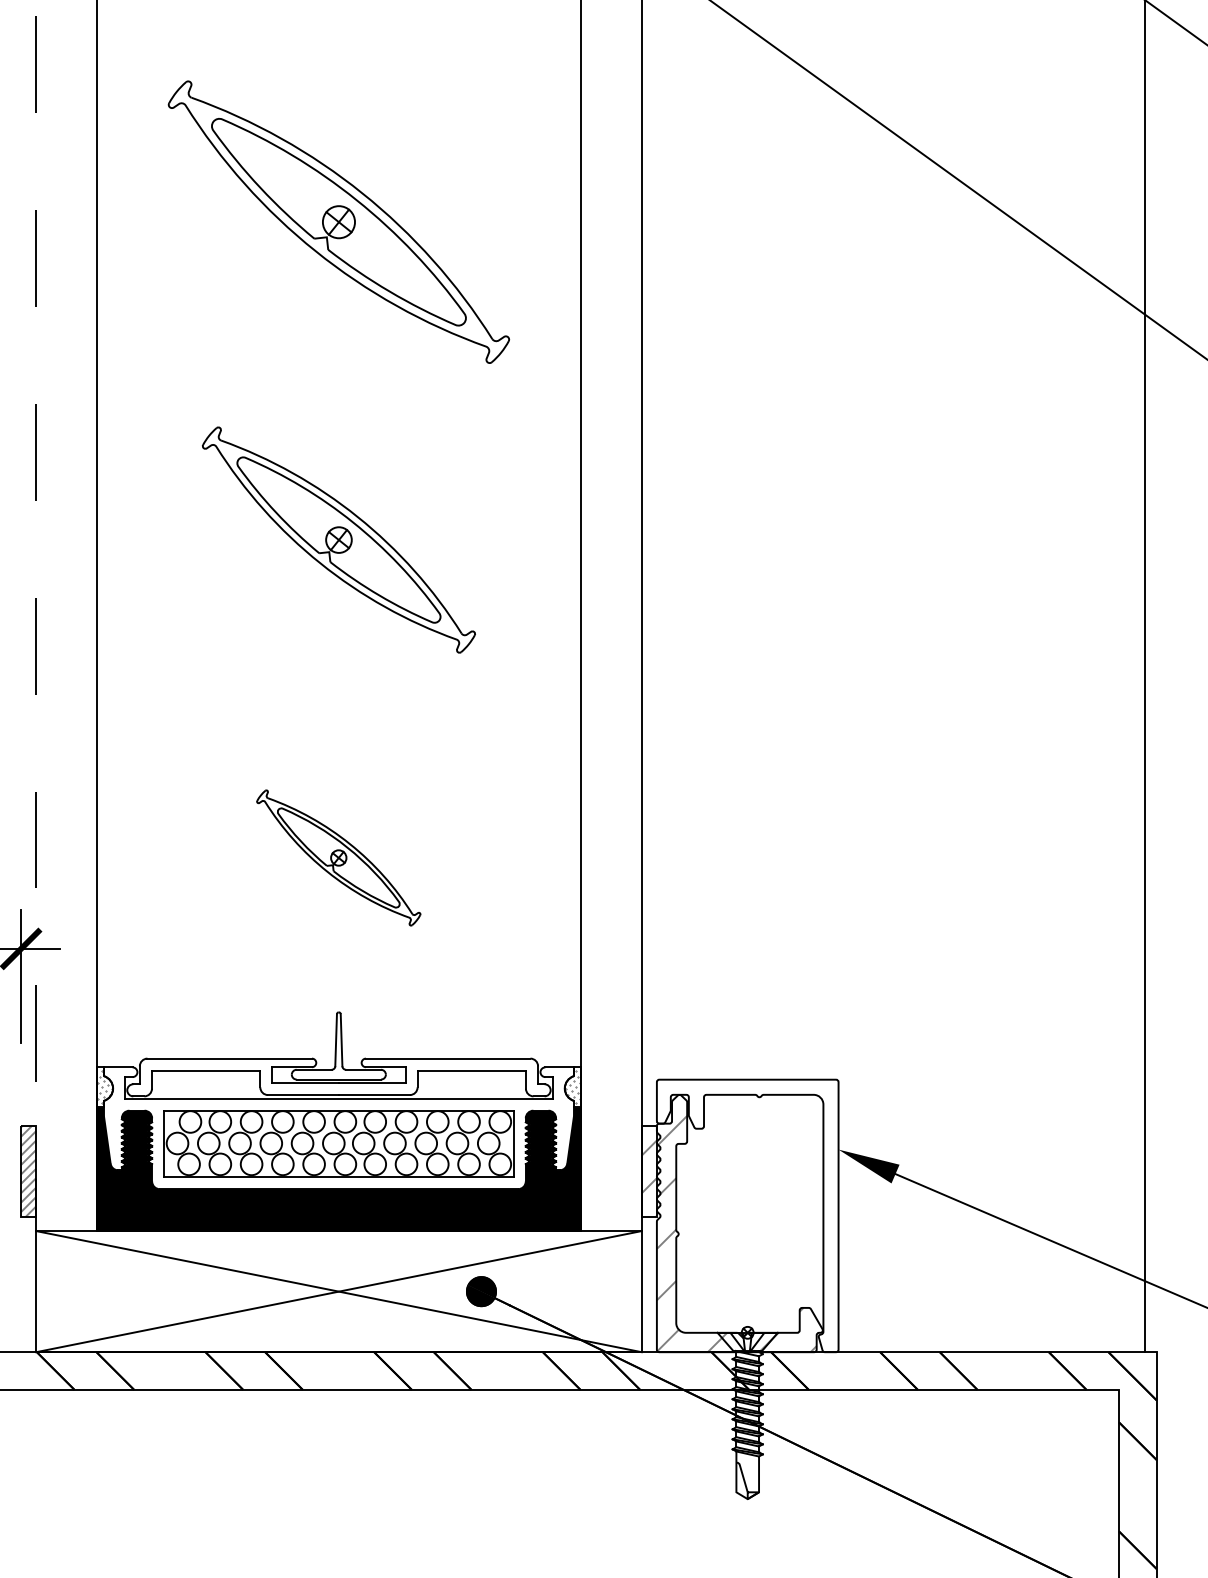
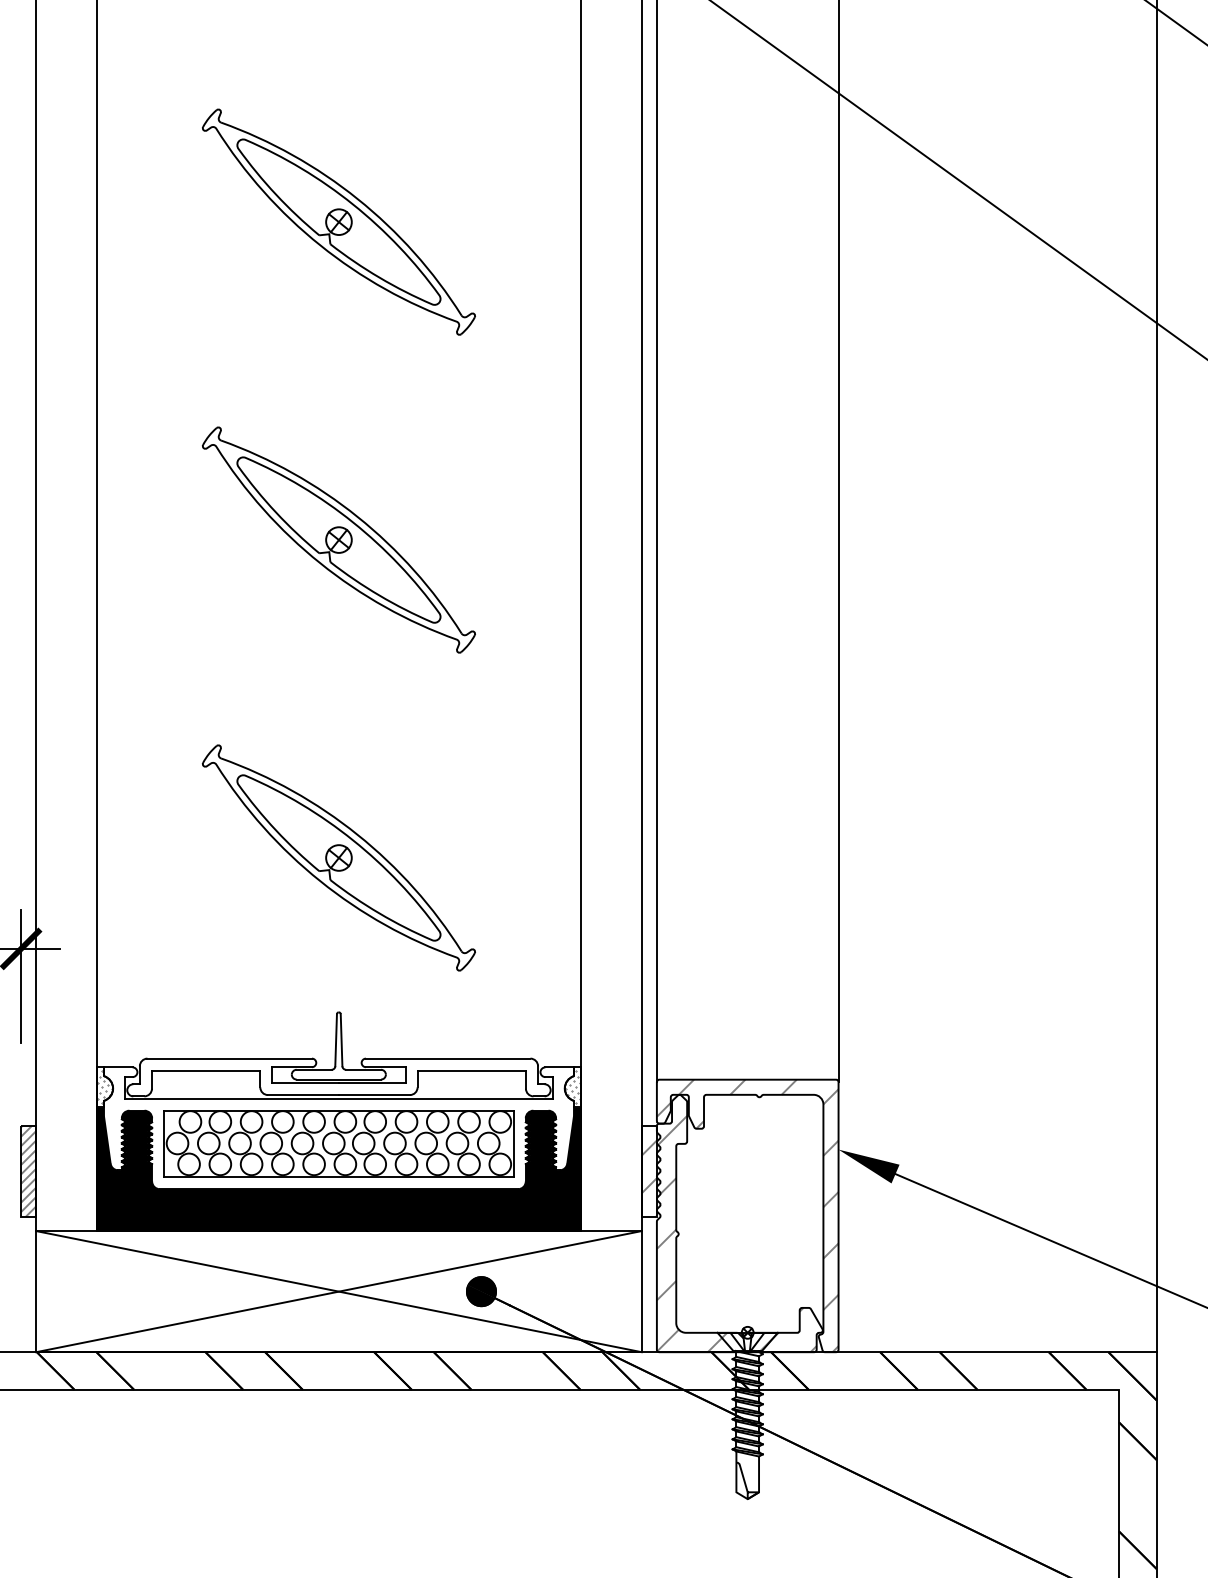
part size: 344x284 px -> 274x228 px (338, 221)
line: none -> present (656, 542)
line: none -> present (838, 542)
line: dashed -> solid (36, 616)
line position: (1144, 677) -> (1156, 677) (1156, 677)
part size: 166x138 px -> 275x228 px (338, 857)
hatch: none -> present (747, 1215)
